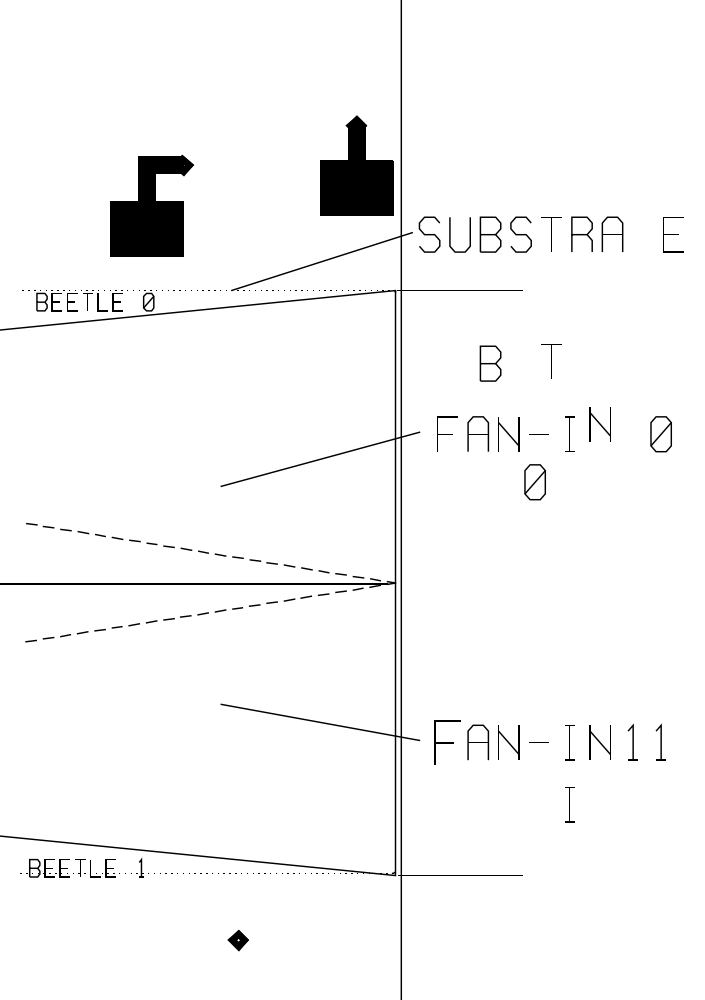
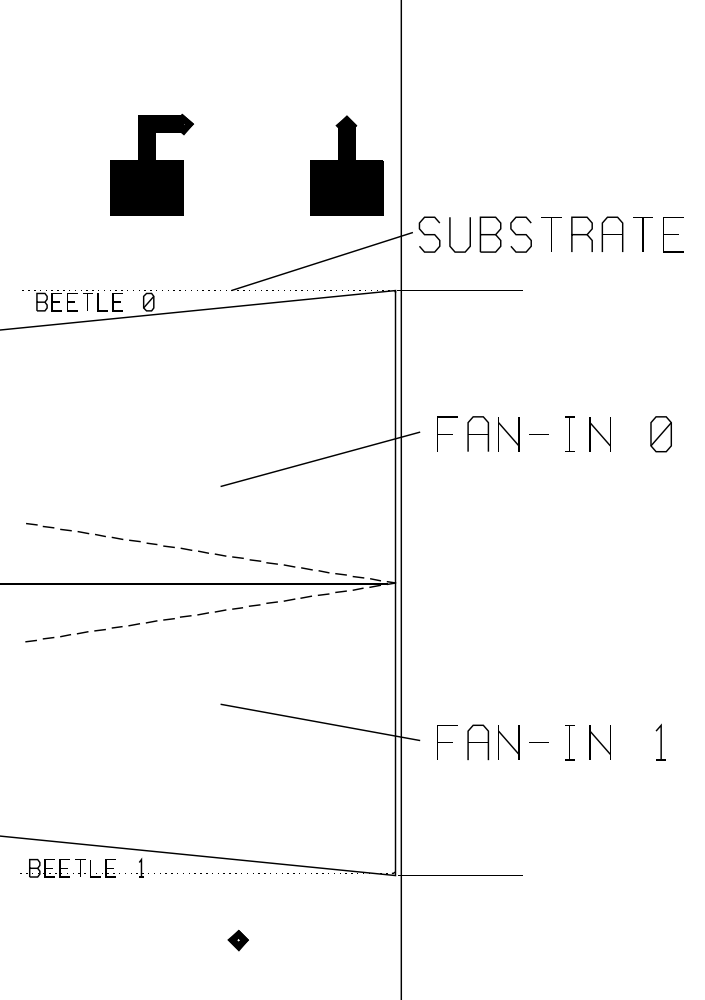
part position: (356, 165) -> (346, 165) (346, 165)
part position: (151, 205) -> (151, 164) (151, 164)
part: none -> present (642, 234)
part: present -> none (551, 361)
part: present -> none (490, 363)
part position: (599, 424) -> (599, 434) (599, 434)
part: present -> none (534, 482)
part: present -> none (632, 741)
part size: 27x45 px -> 21x35 px (447, 742)
part: present -> none (569, 804)
